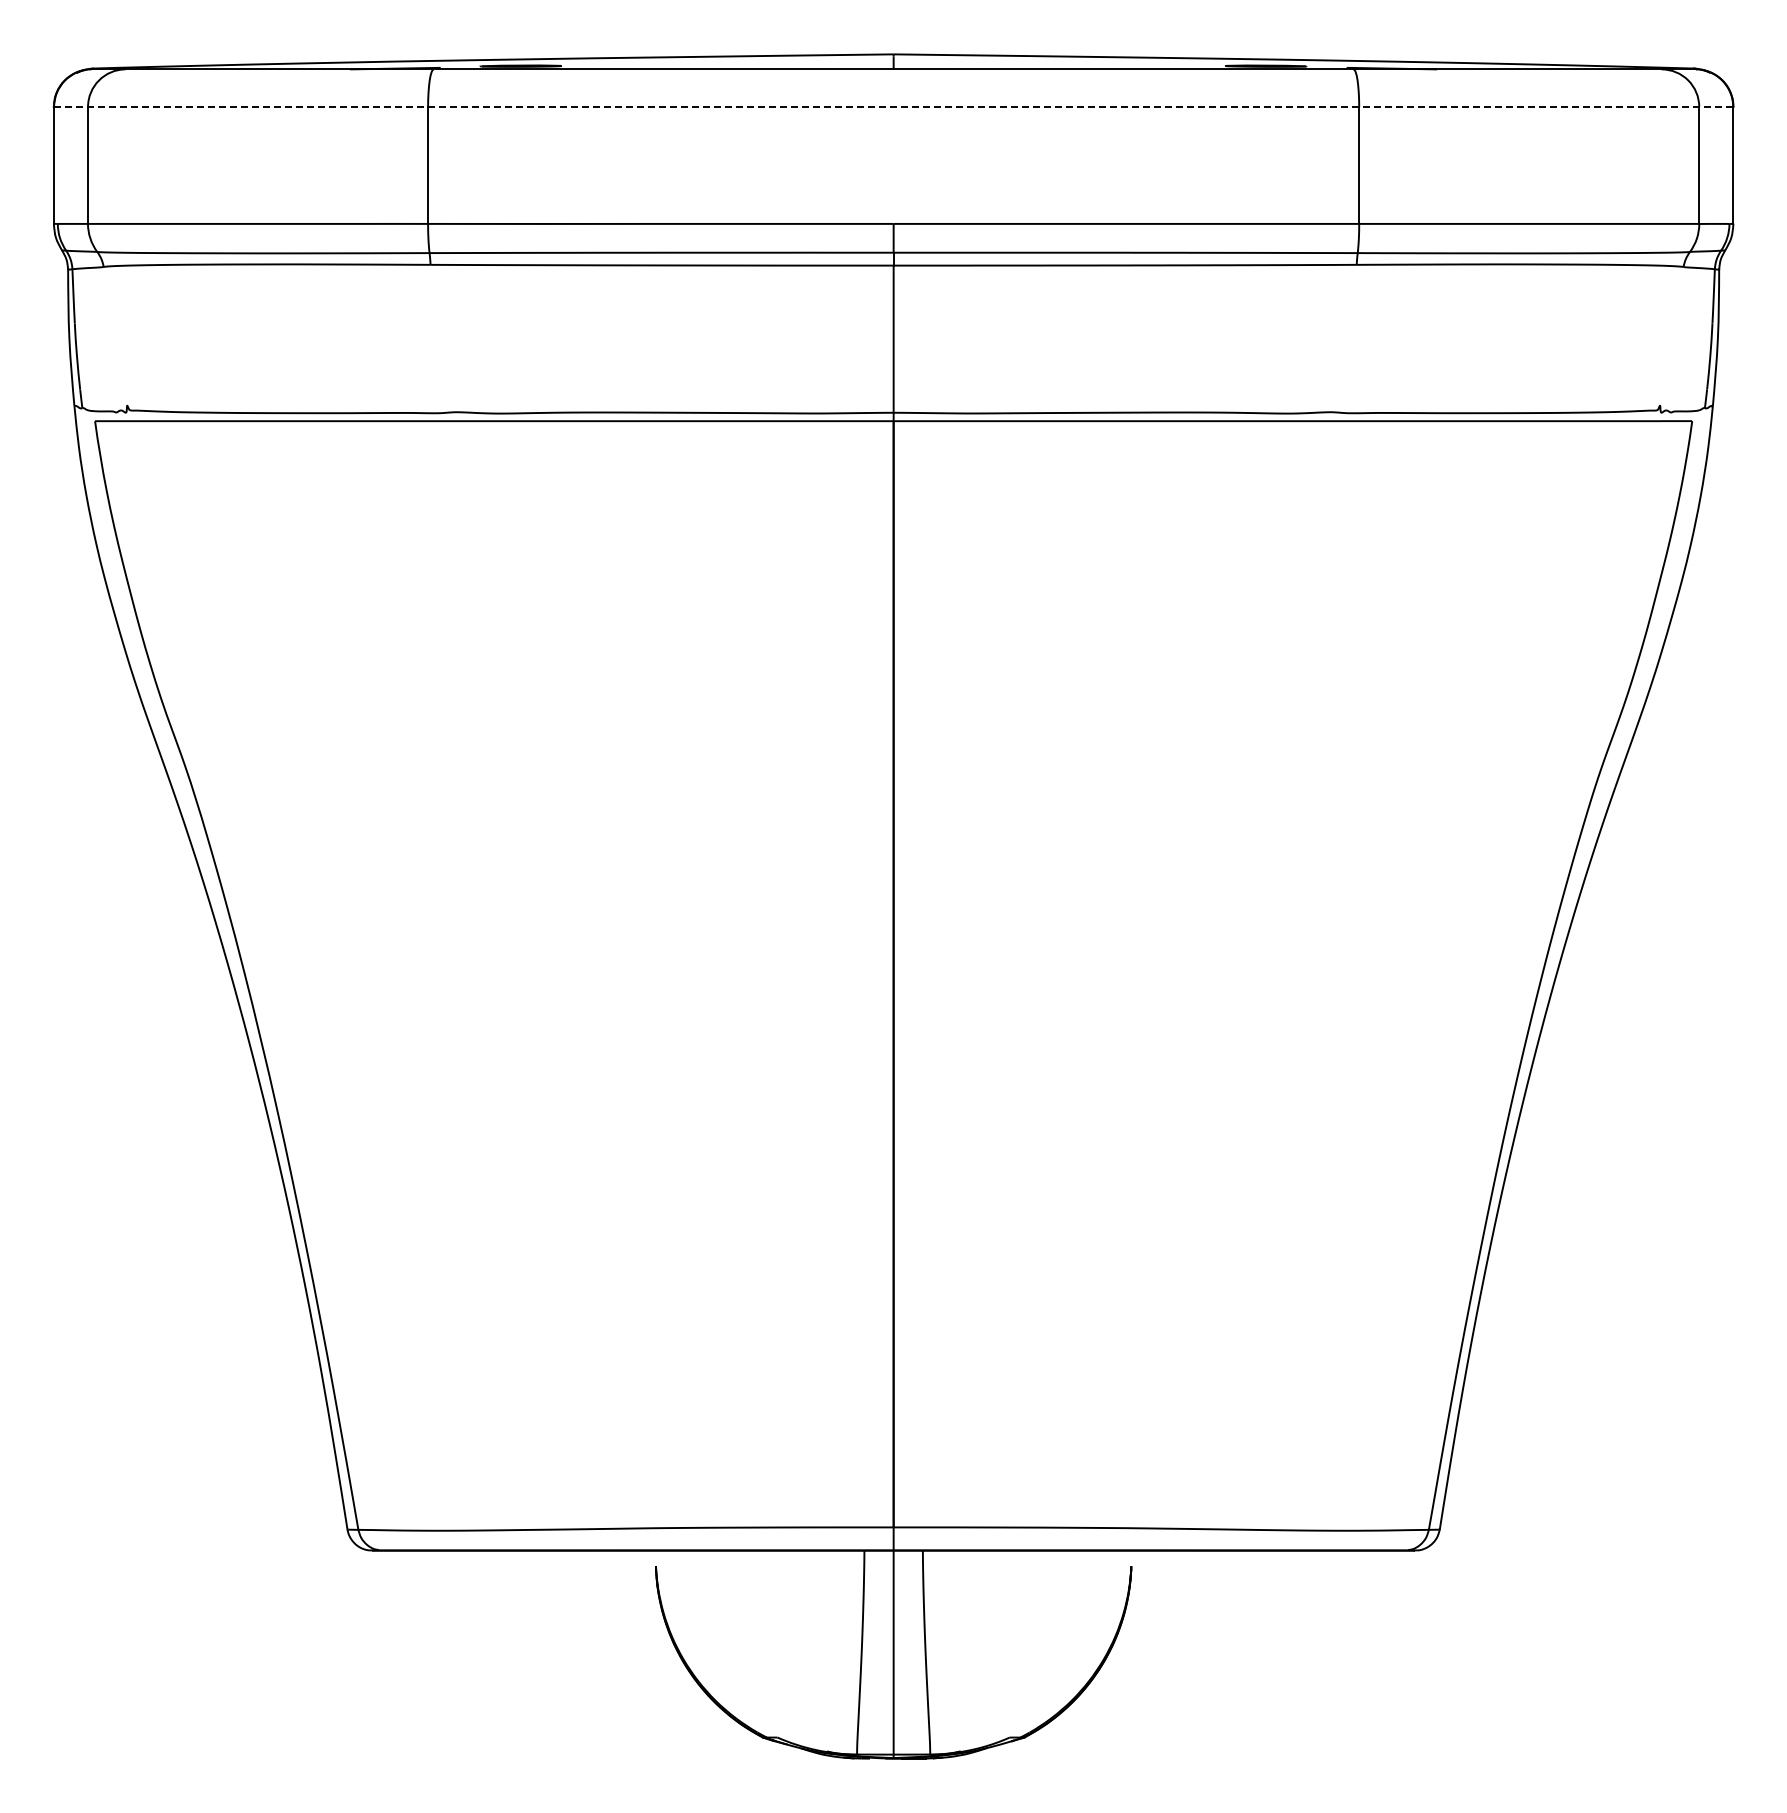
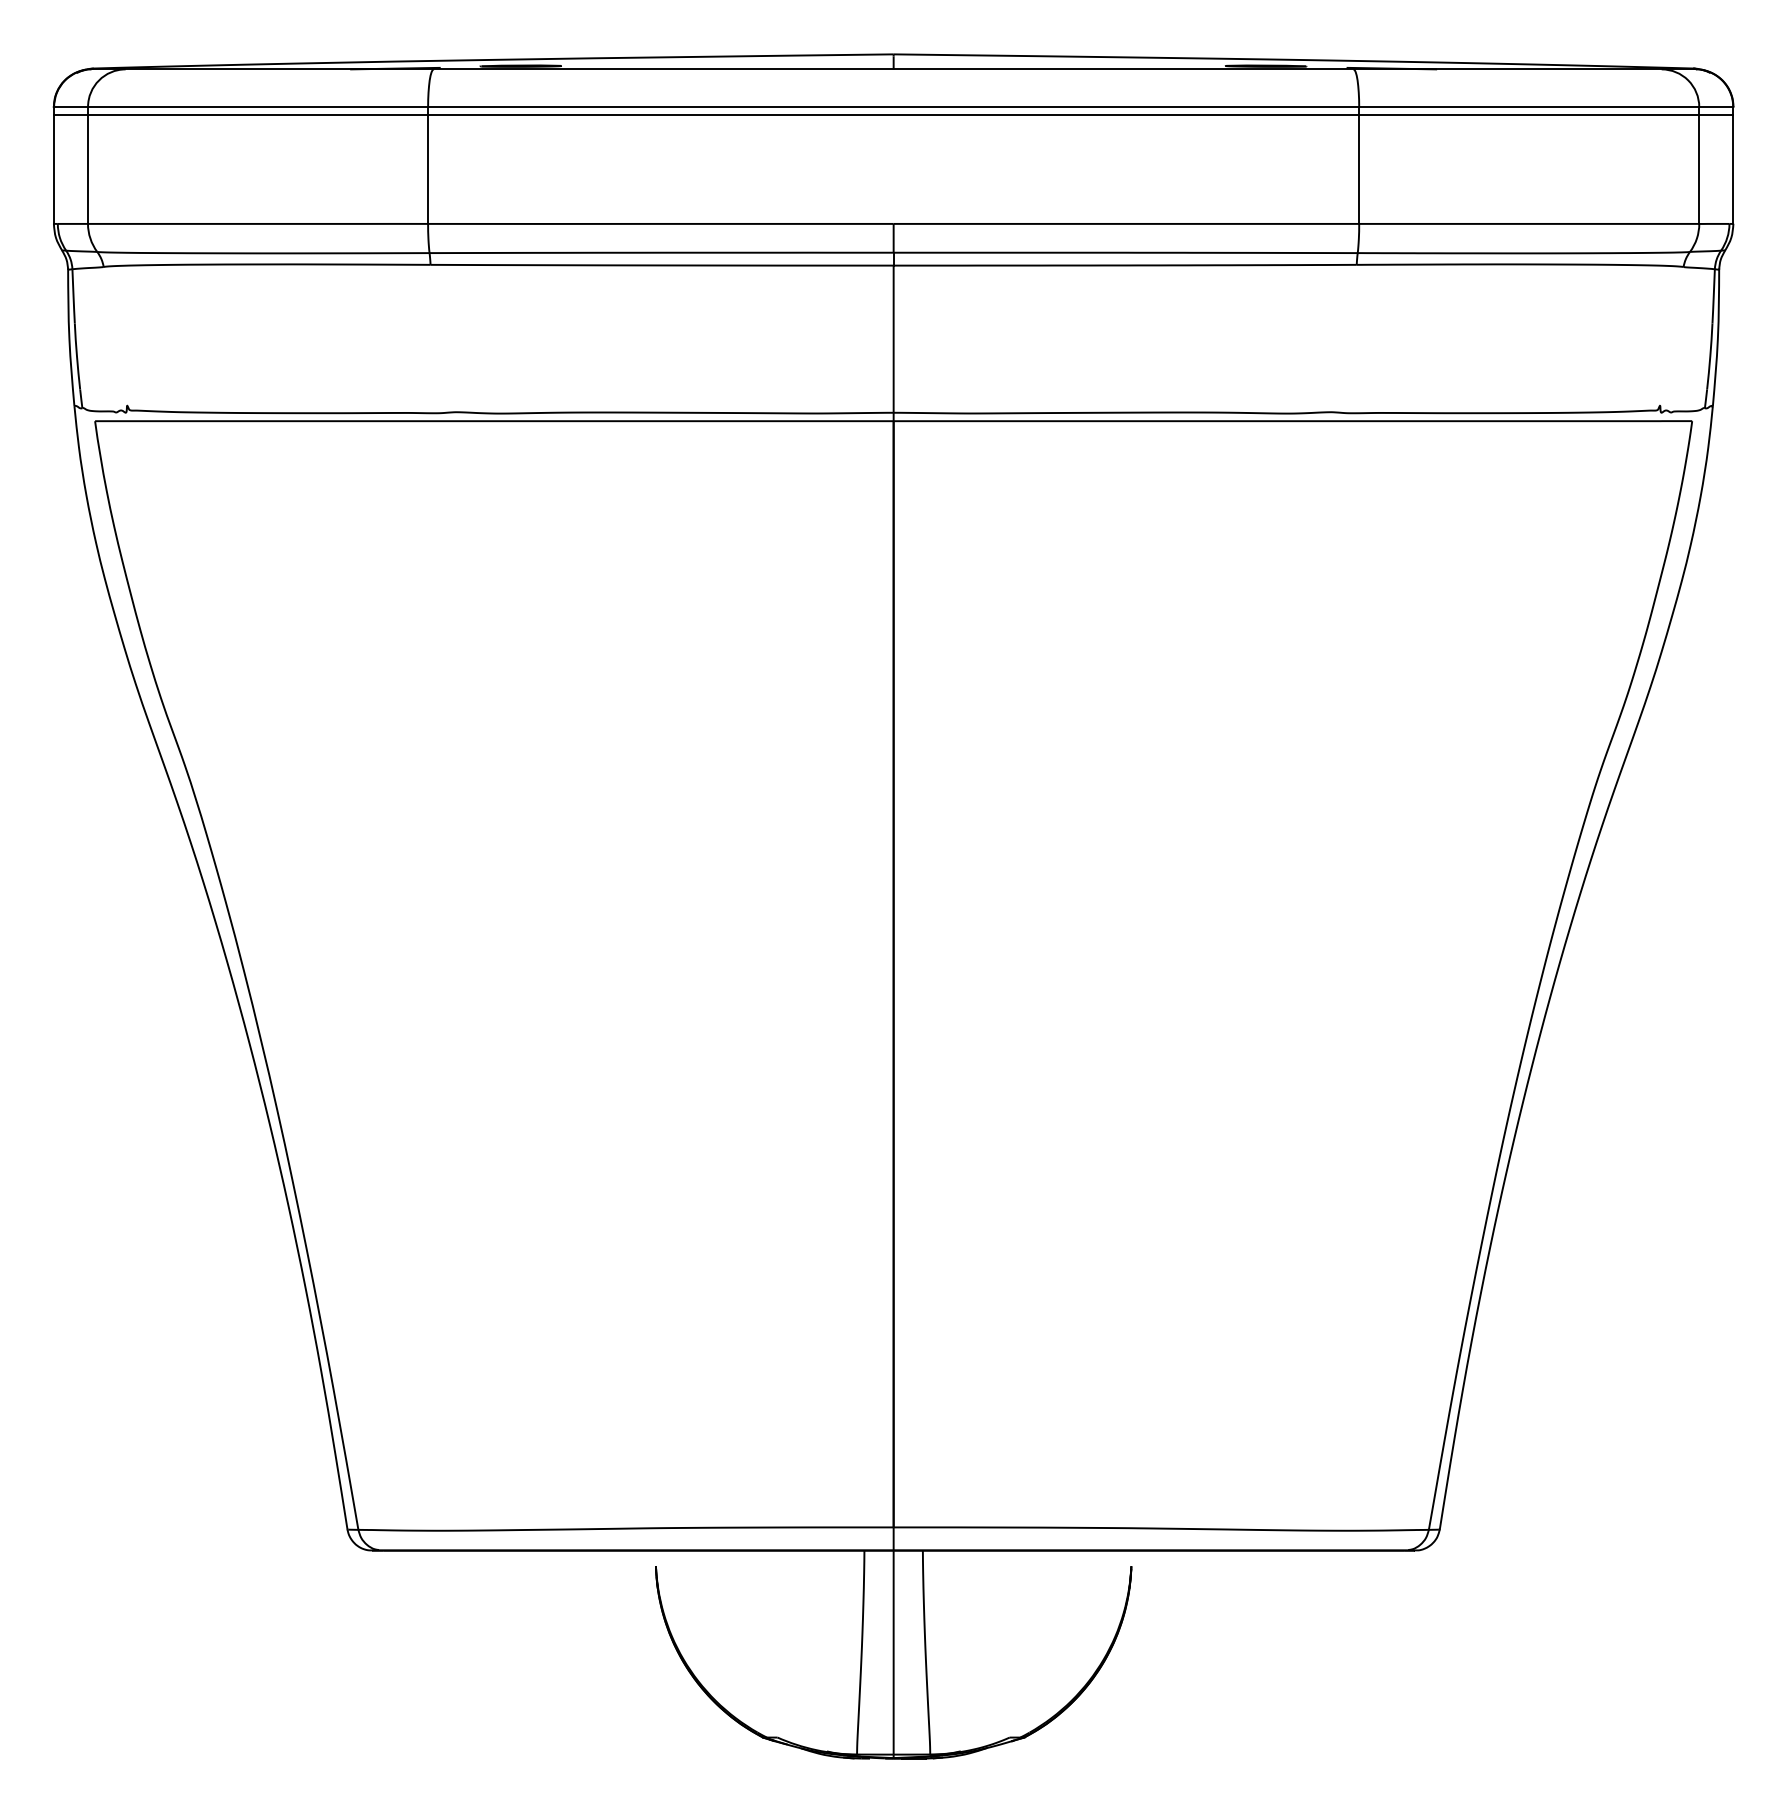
line: dashed -> solid (893, 107)
line: none -> present (893, 115)
